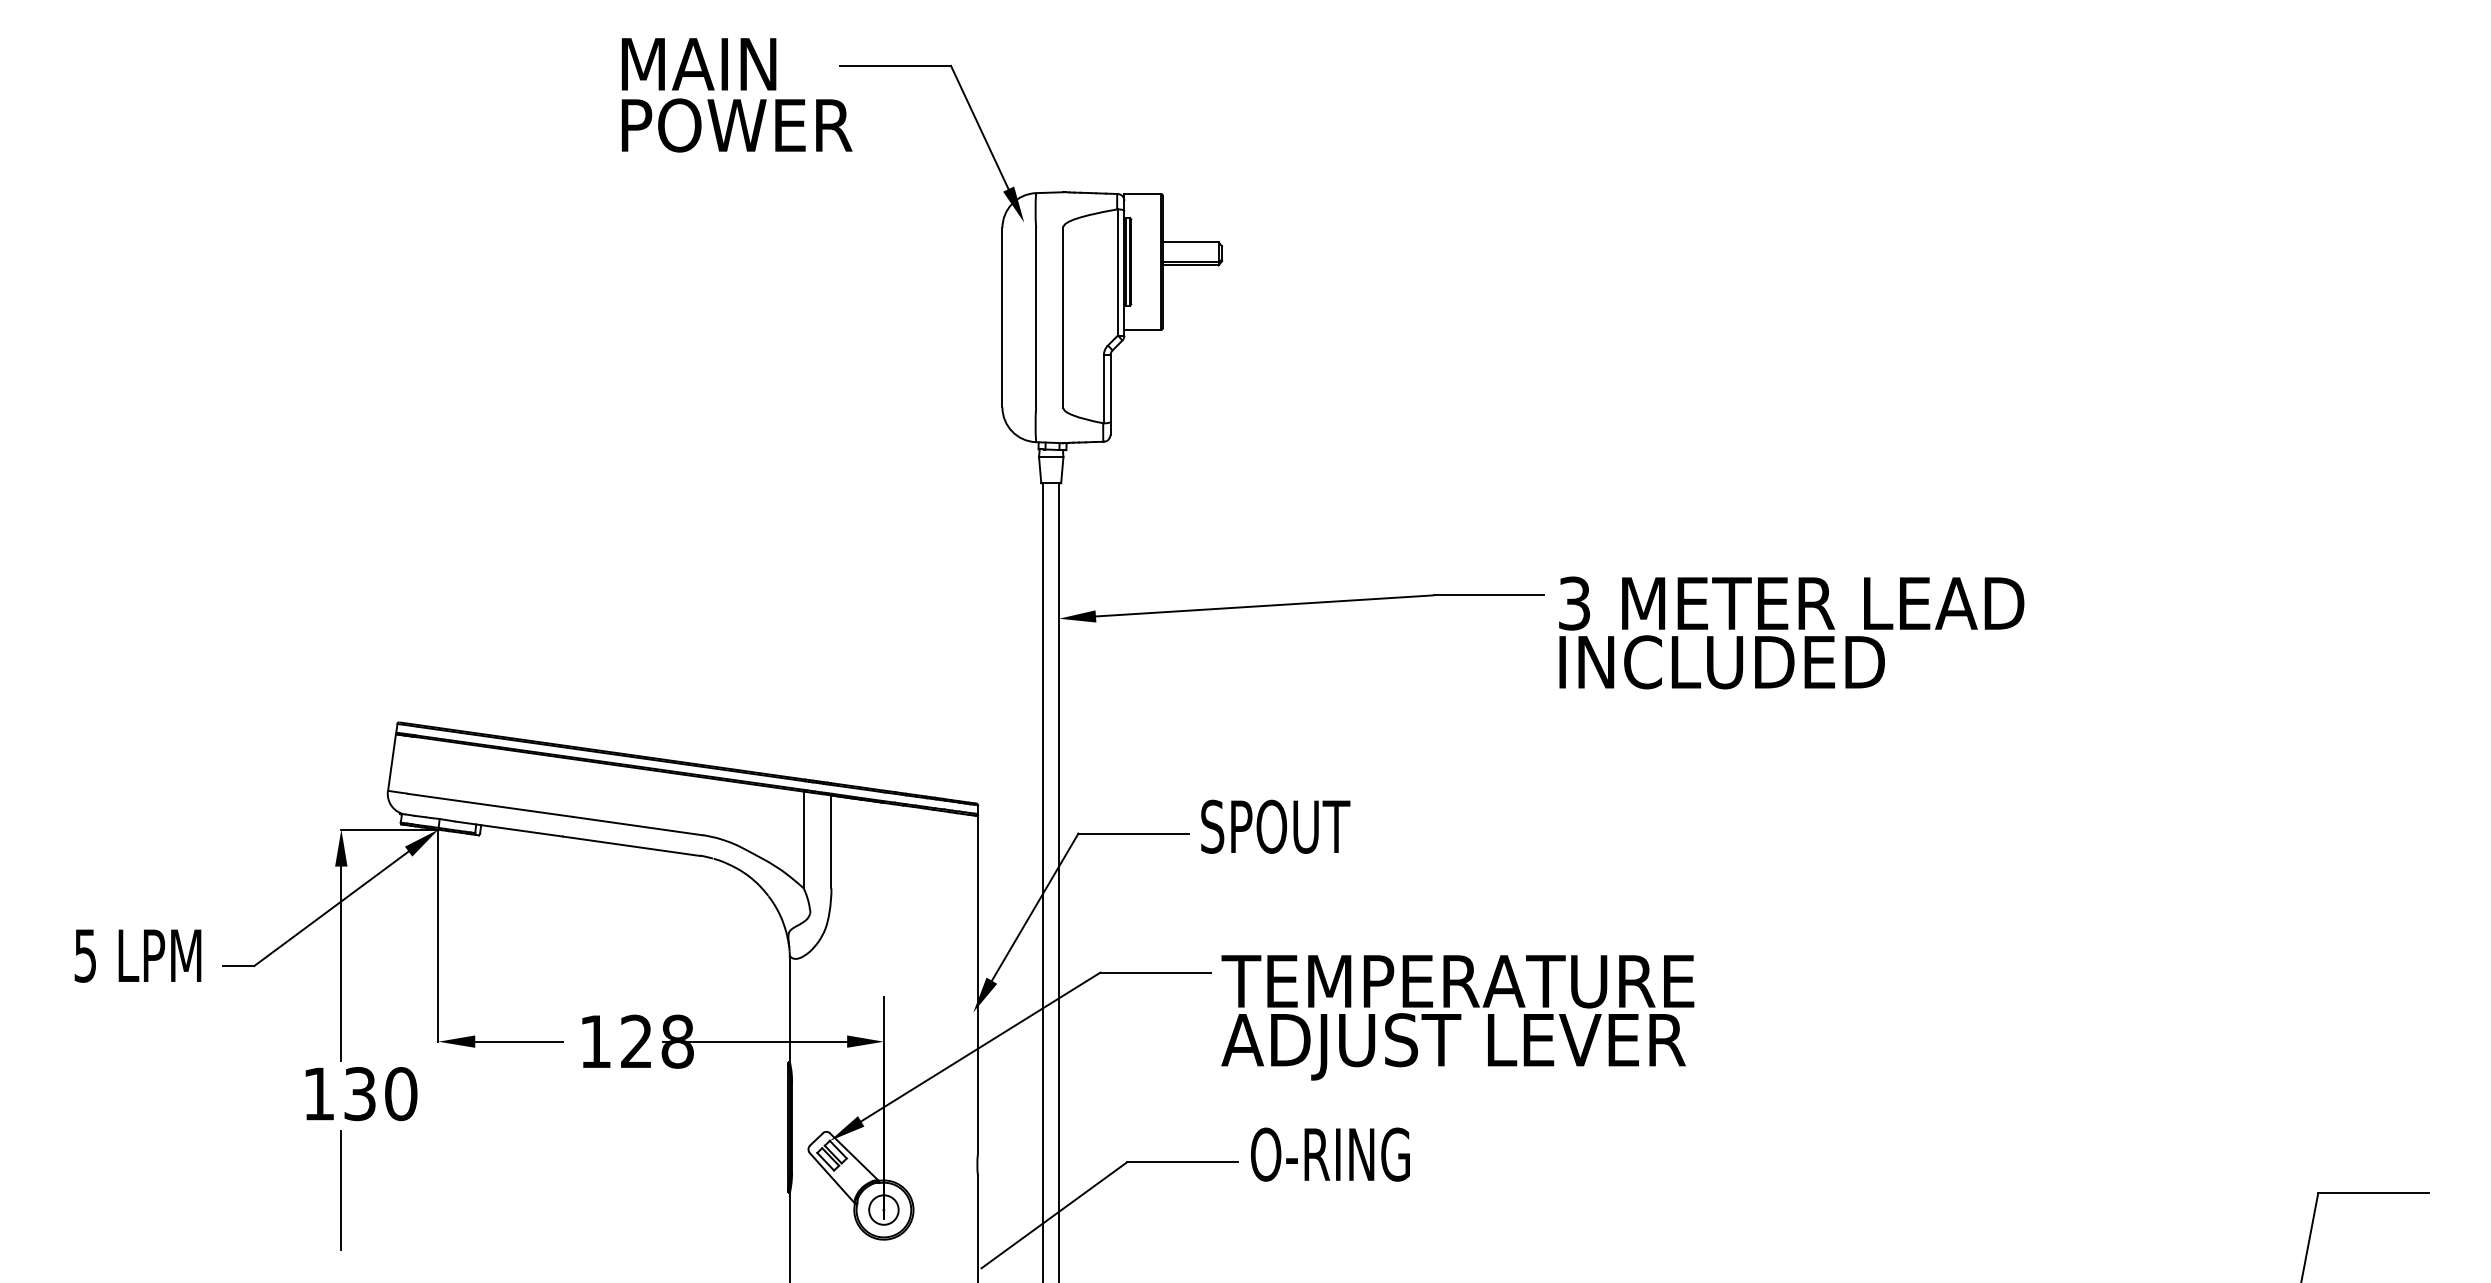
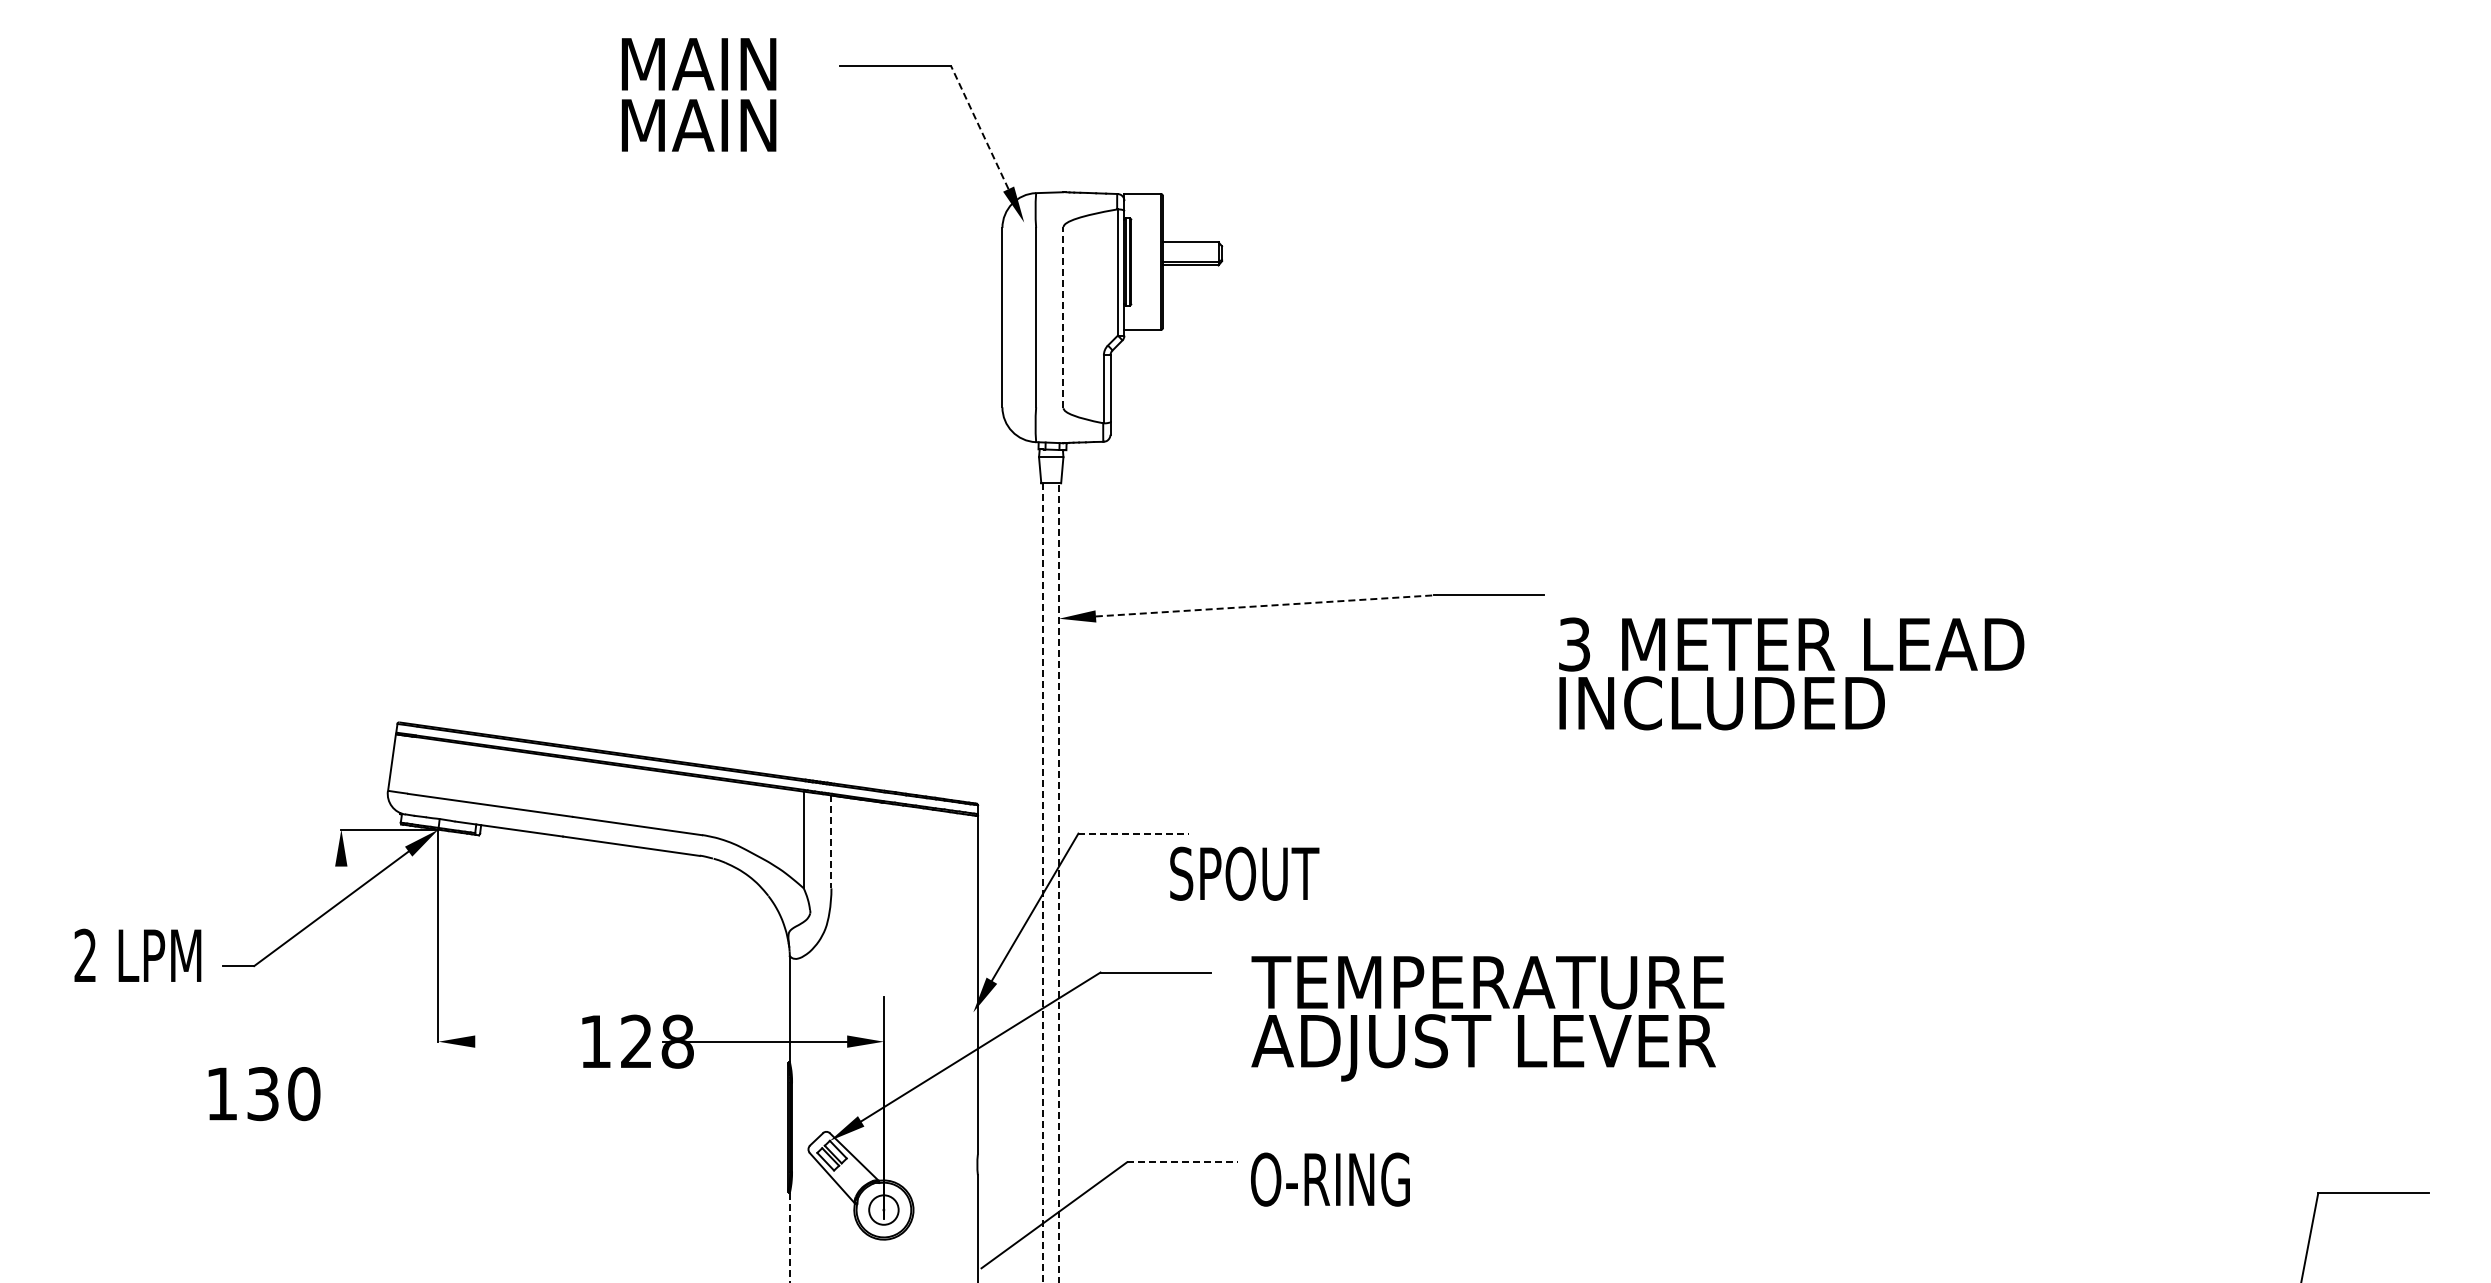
text: POWER -> MAIN (740, 125)
line: solid -> dashed (979, 127)
line: solid -> dashed (1063, 317)
line: solid -> dashed (1265, 605)
text position: (1791, 632) -> (1791, 673) (1791, 673)
text position: (1275, 826) -> (1244, 873) (1244, 873)
line: solid -> dashed (1134, 833)
line: solid -> dashed (831, 842)
line: solid -> dashed (1059, 882)
line: solid -> dashed (1043, 883)
text: 5 -> 2 (84, 955)
line: present -> none (341, 963)
text position: (1457, 1017) -> (1487, 1018) (1487, 1018)
line: present -> none (519, 1041)
text position: (361, 1094) -> (264, 1094) (264, 1094)
text position: (1330, 1154) -> (1330, 1179) (1330, 1179)
line: solid -> dashed (1182, 1162)
line: present -> none (341, 1190)
line: solid -> dashed (789, 1238)
